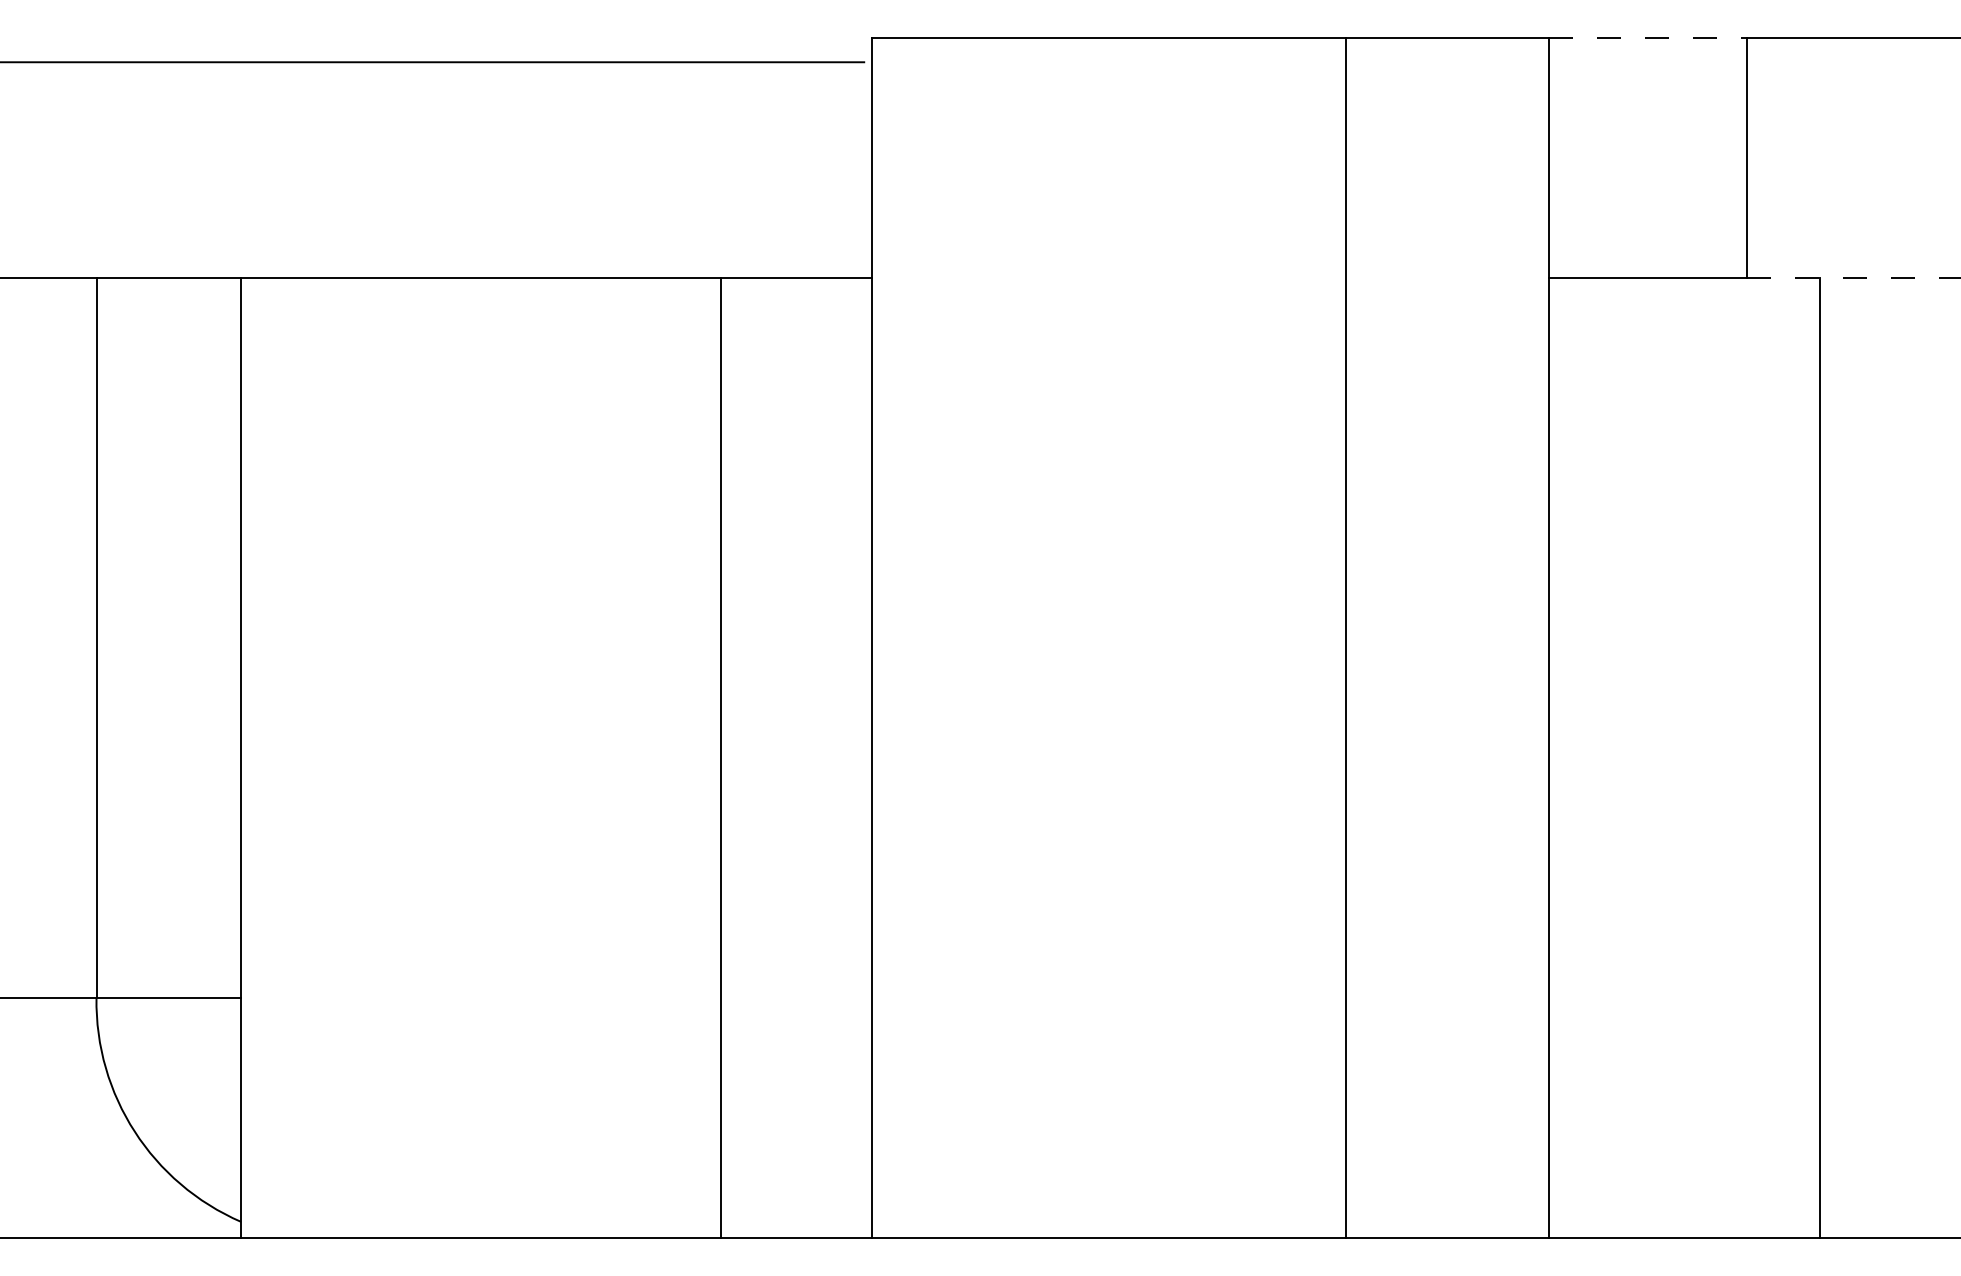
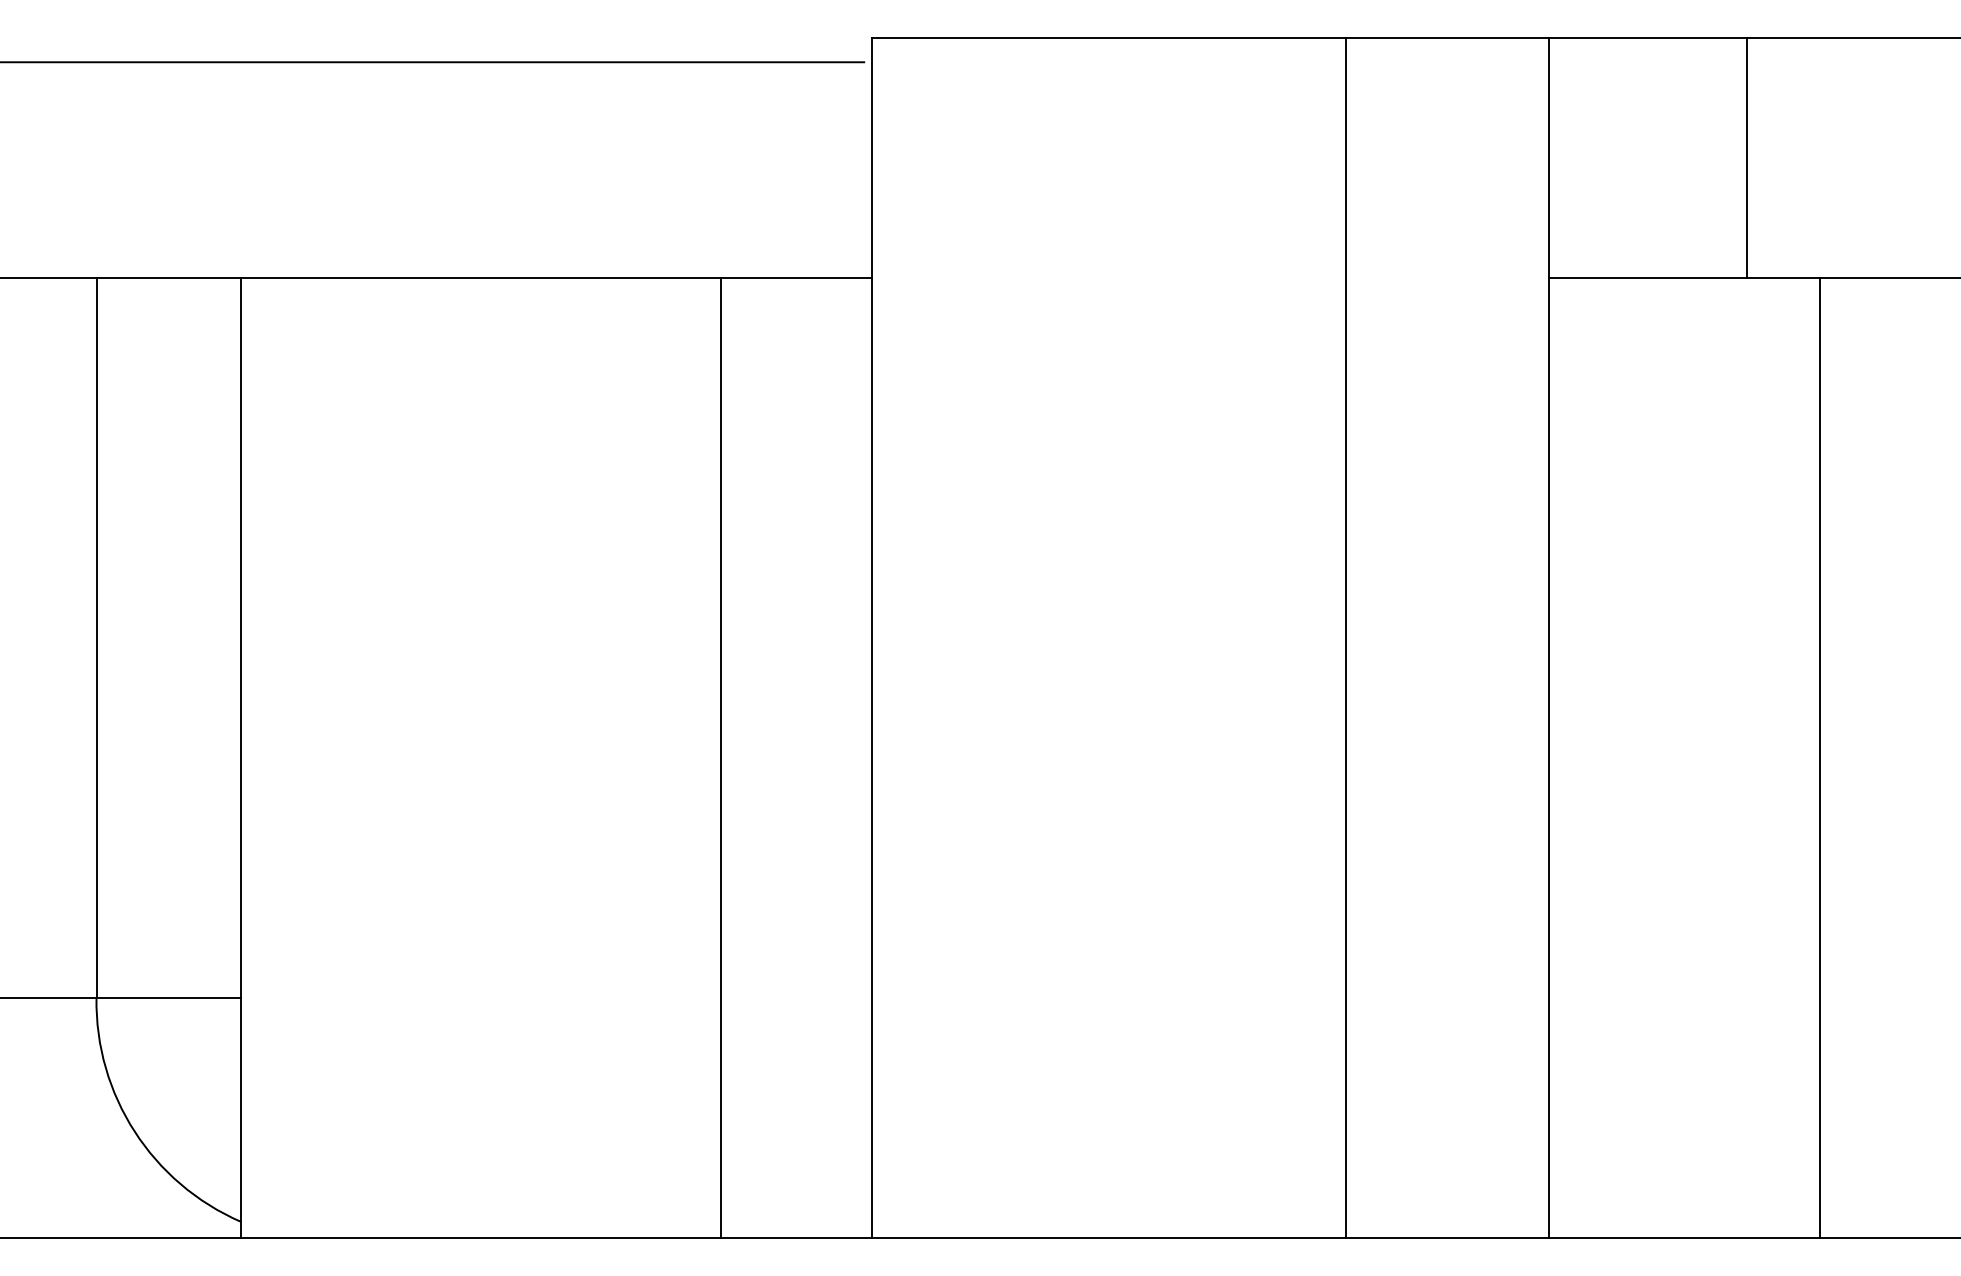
line: dashed -> solid (1648, 38)
line: dashed -> solid (1854, 278)
